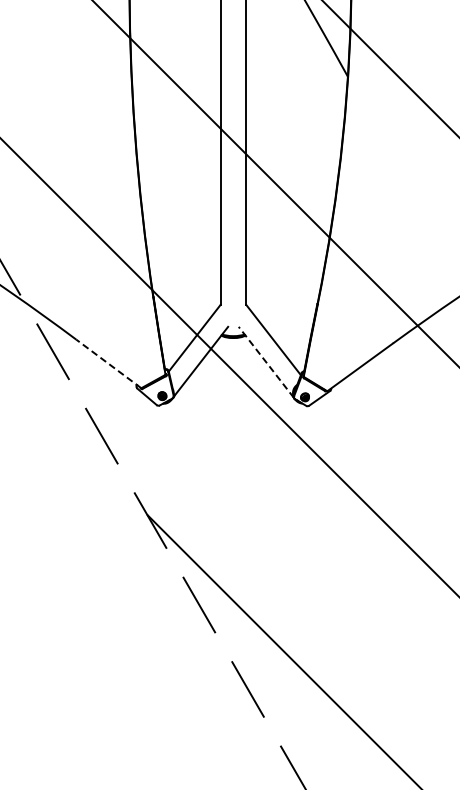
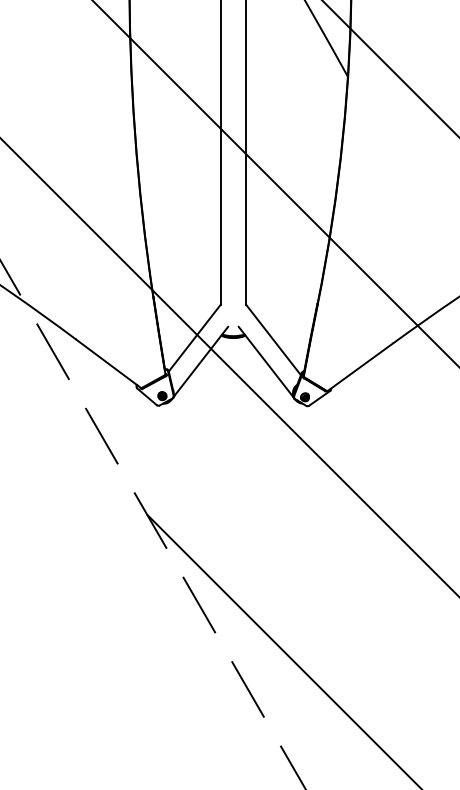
line: dashed -> solid (266, 362)
line: dashed -> solid (108, 363)
